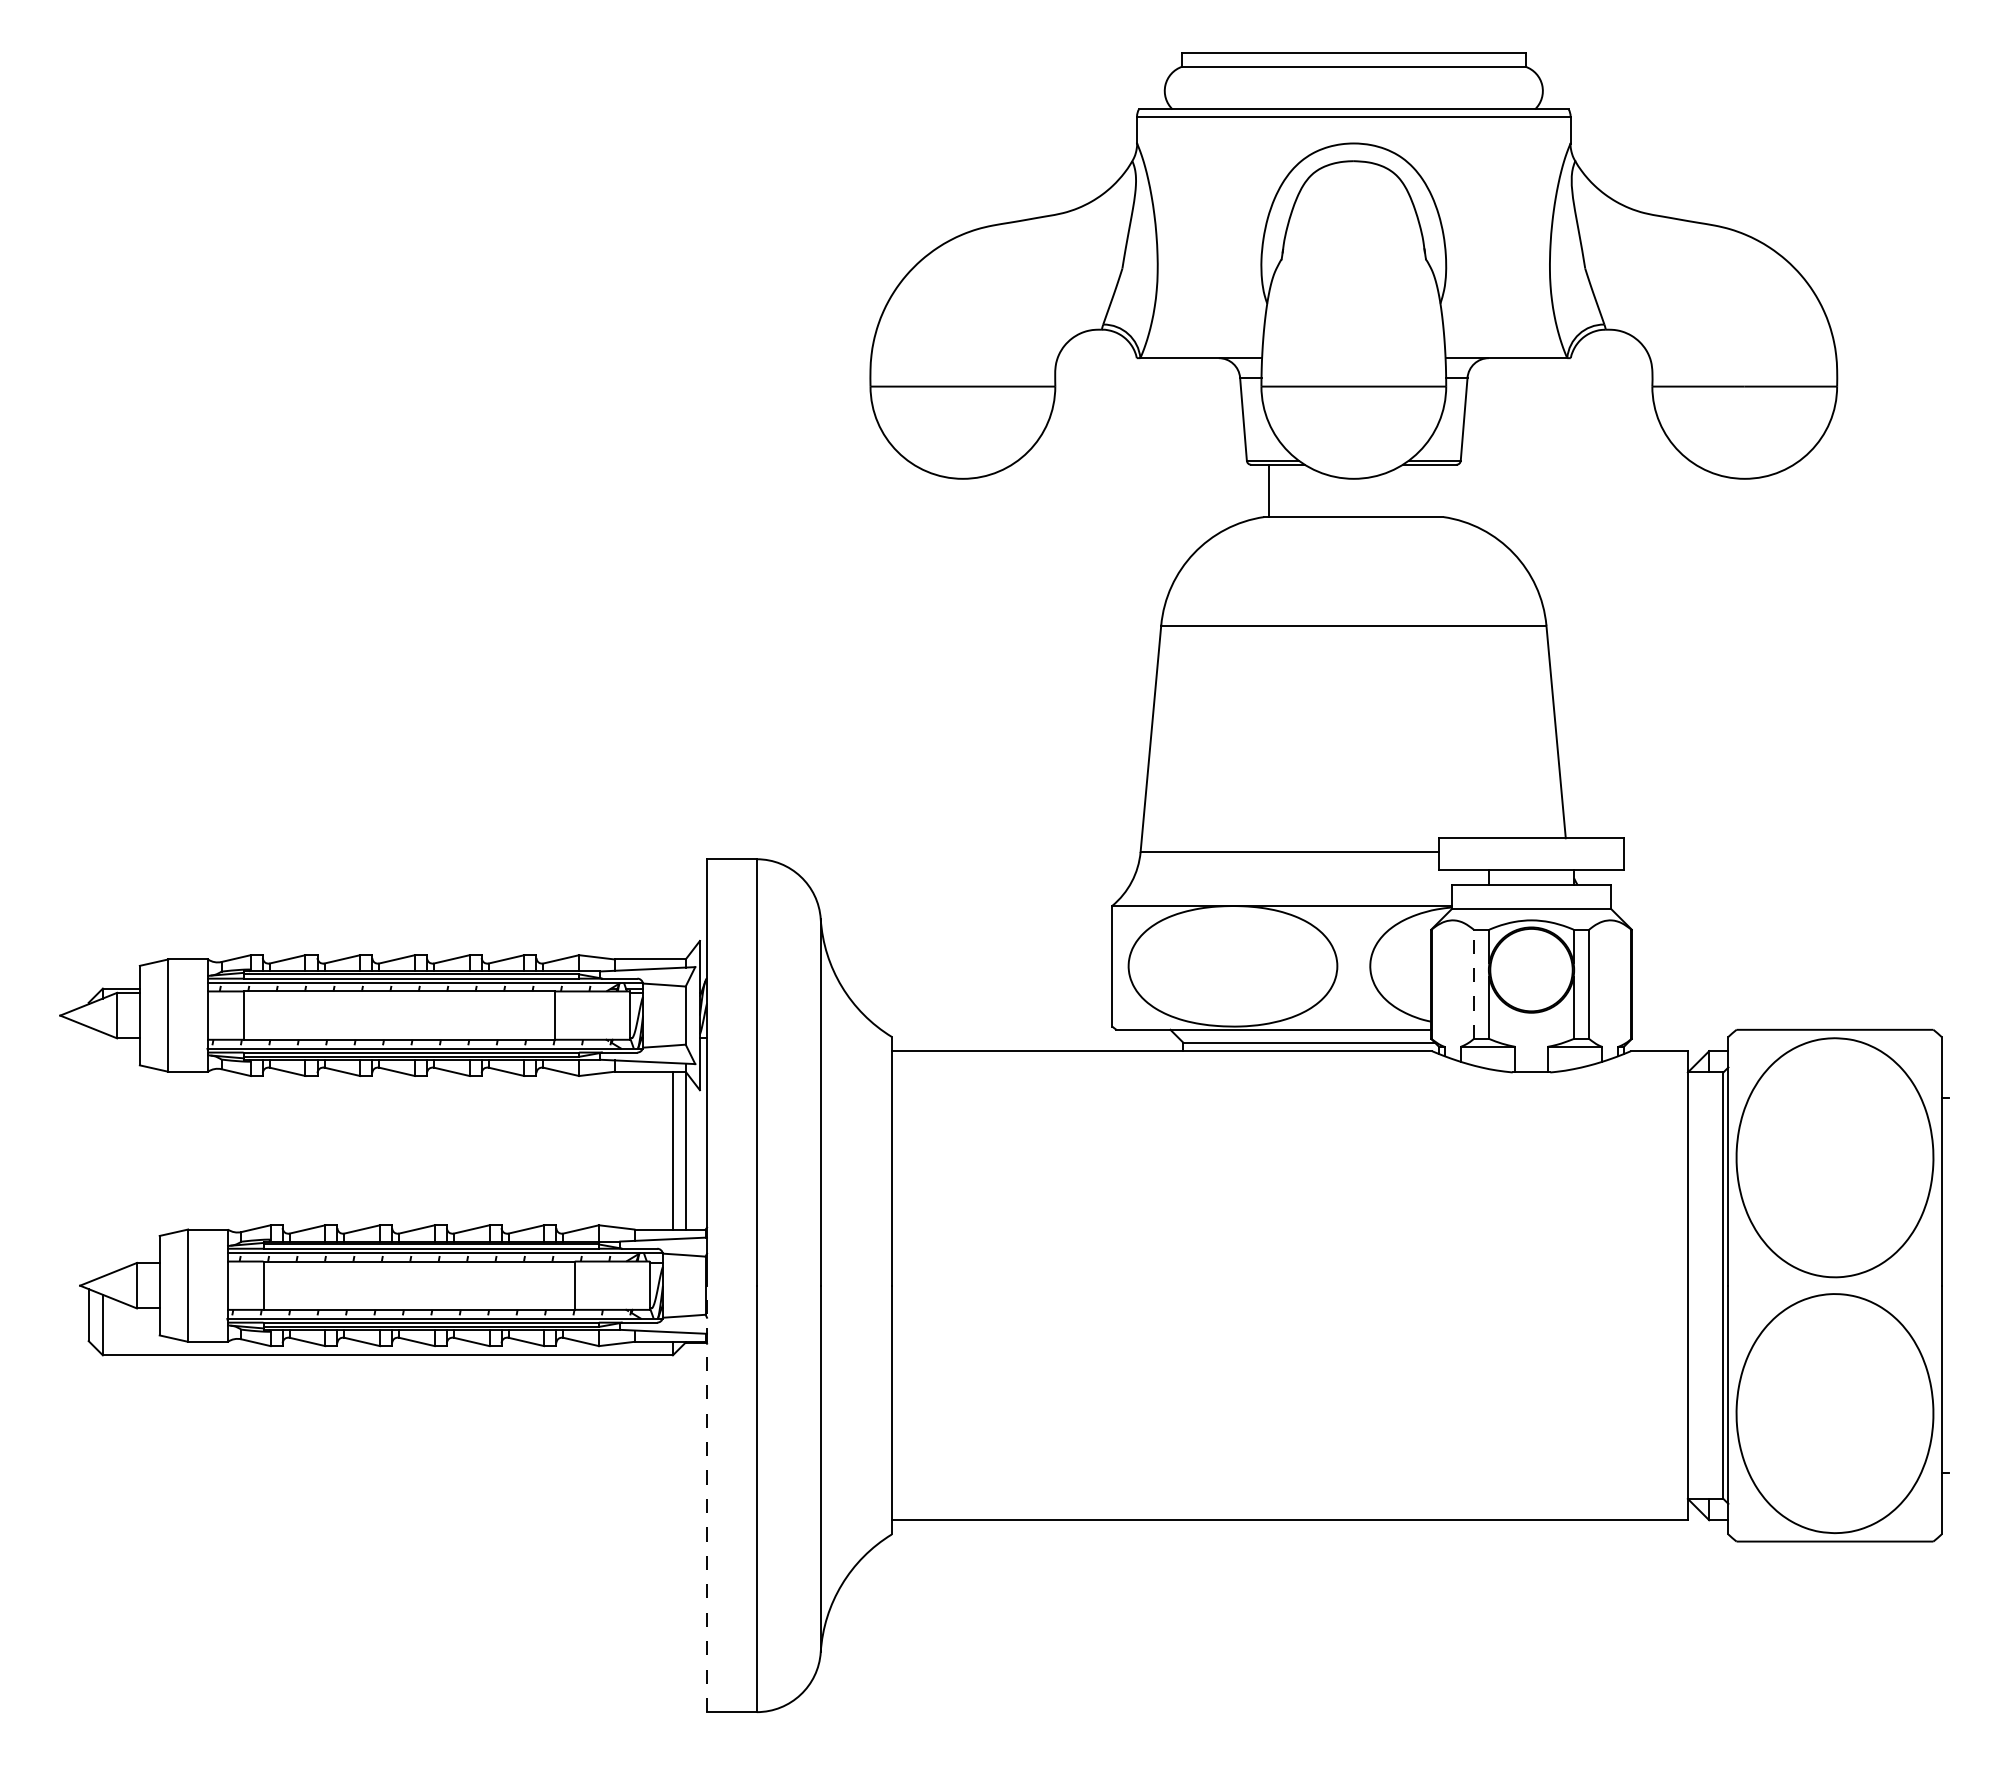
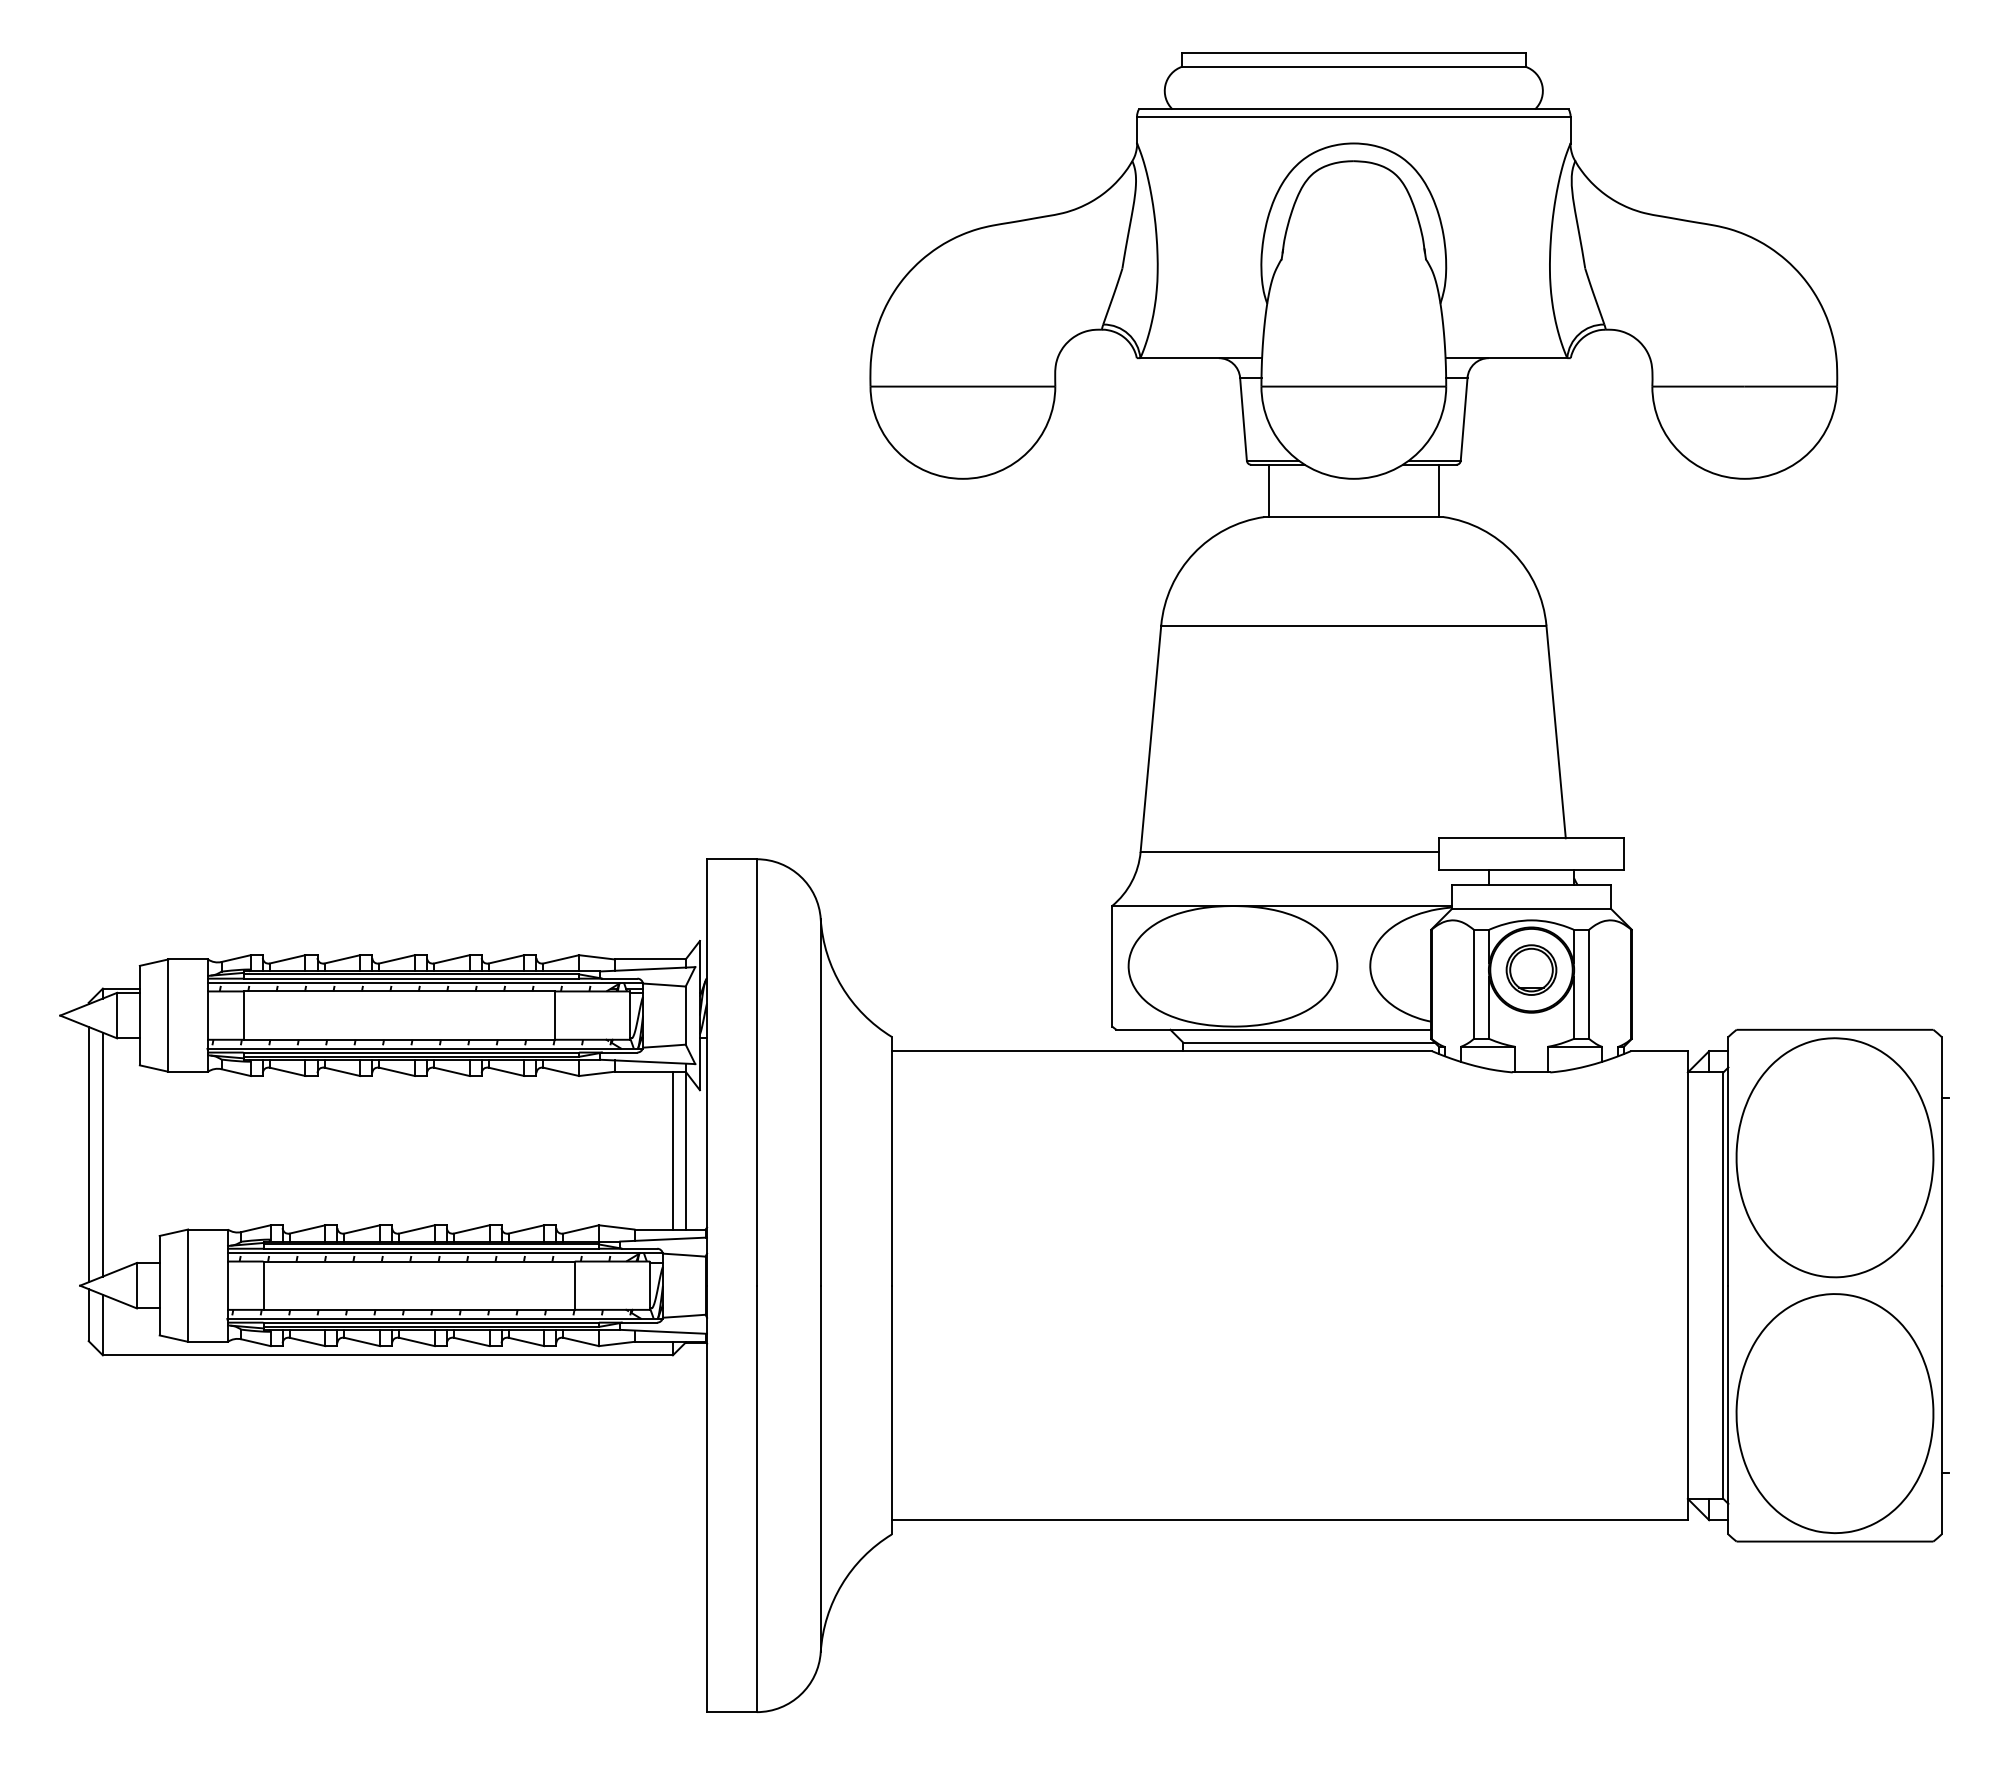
line: none -> present (1439, 490)
part: none -> present (1531, 969)
line: dashed -> solid (1473, 984)
line: none -> present (88, 1154)
line: none -> present (102, 1154)
line: dashed -> solid (707, 1498)
